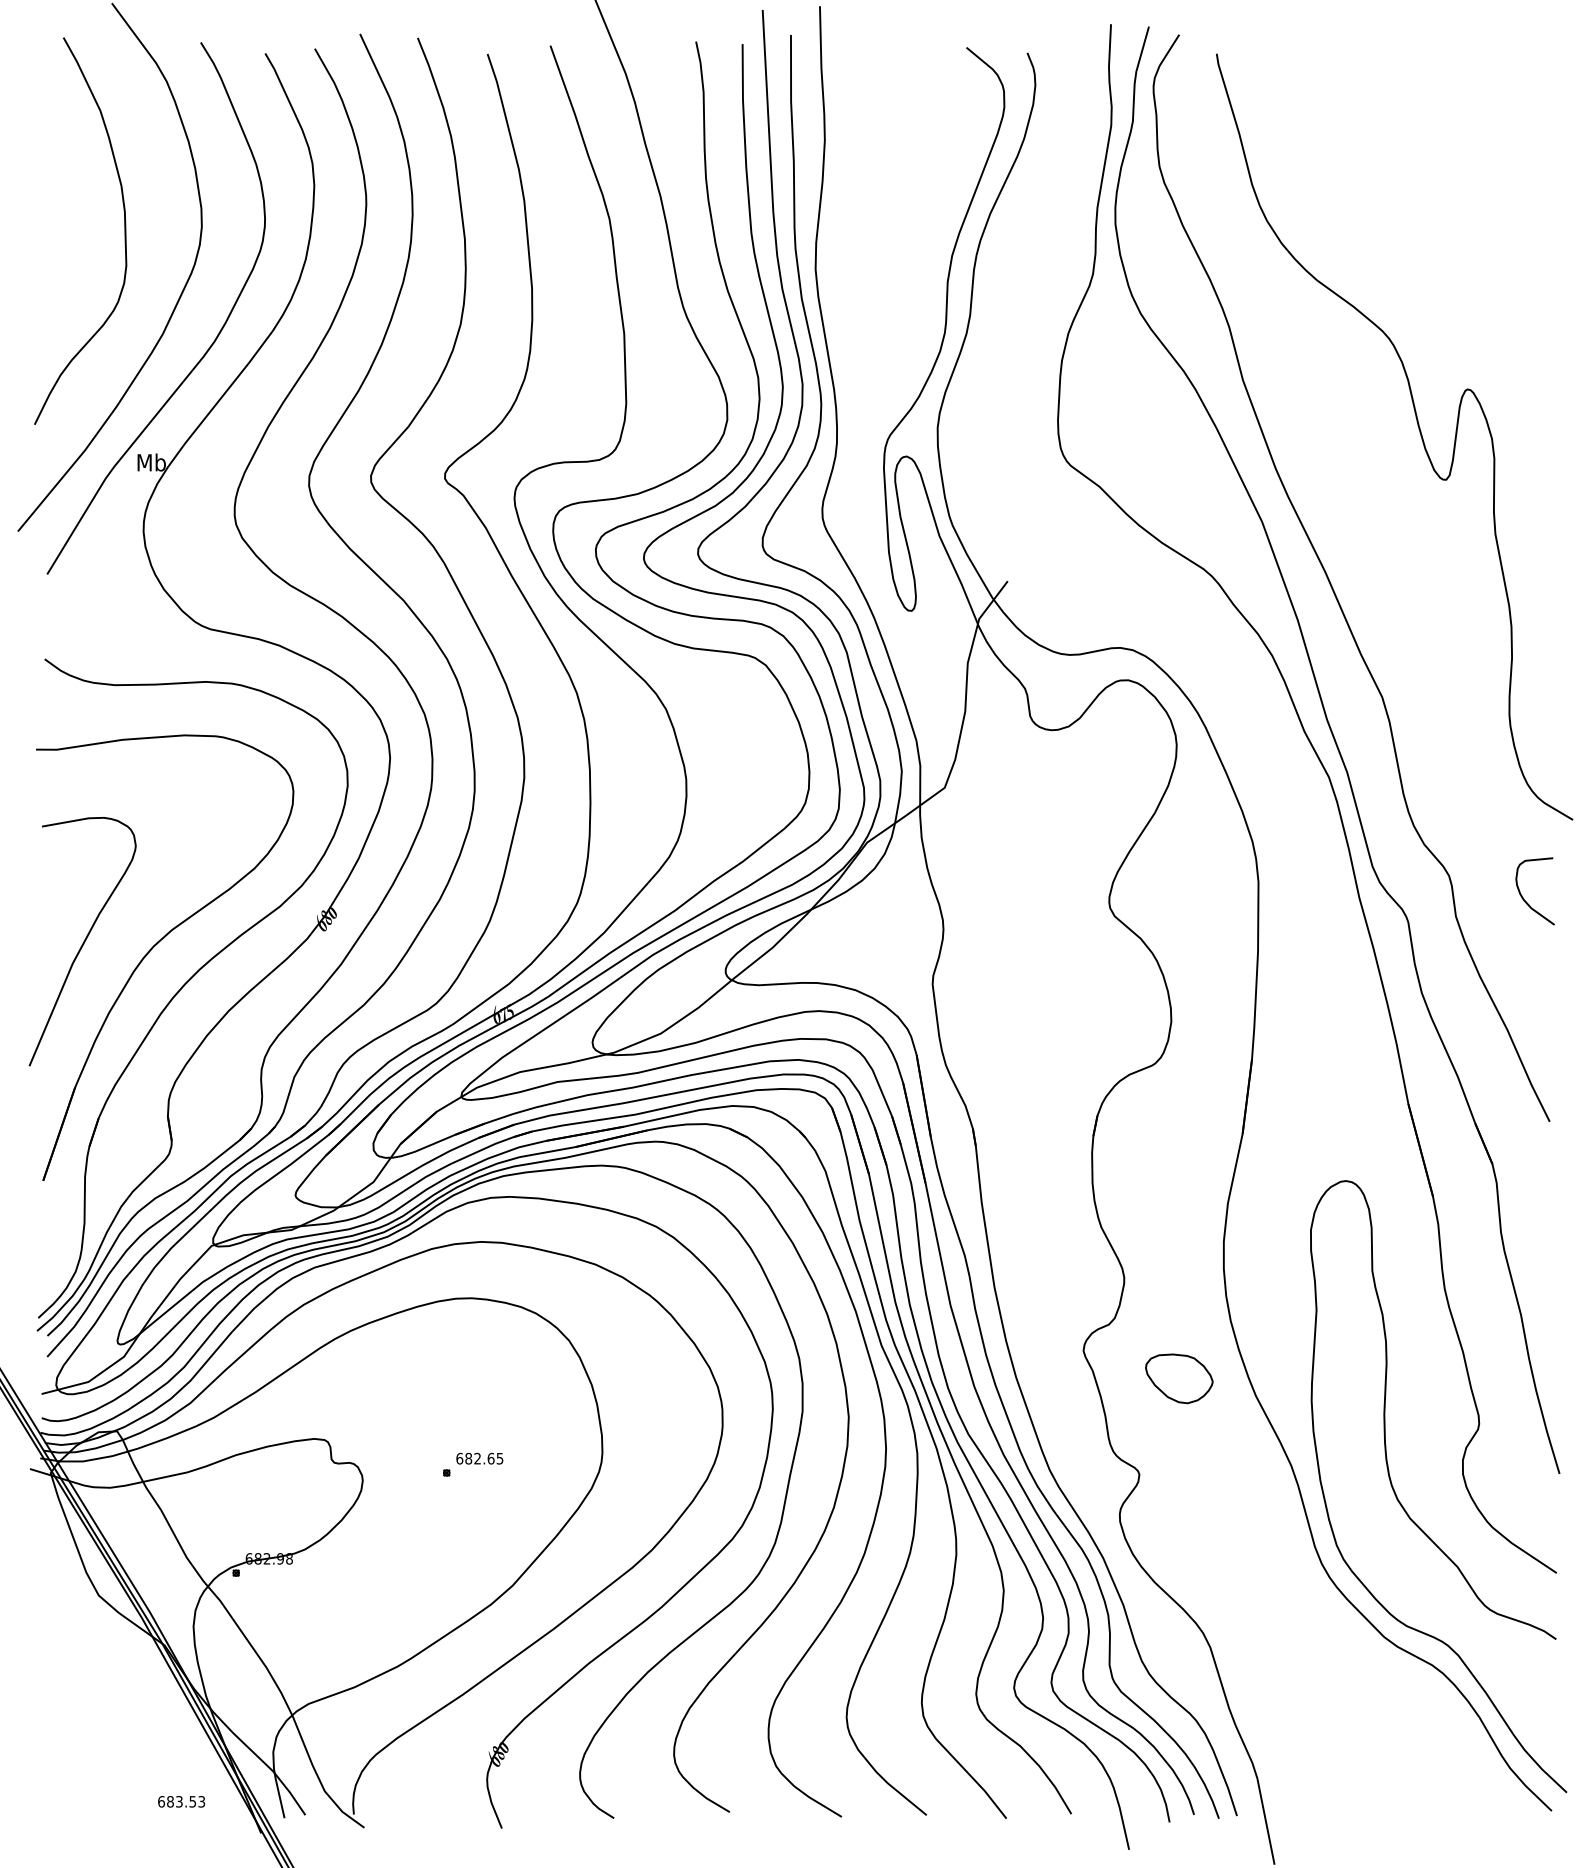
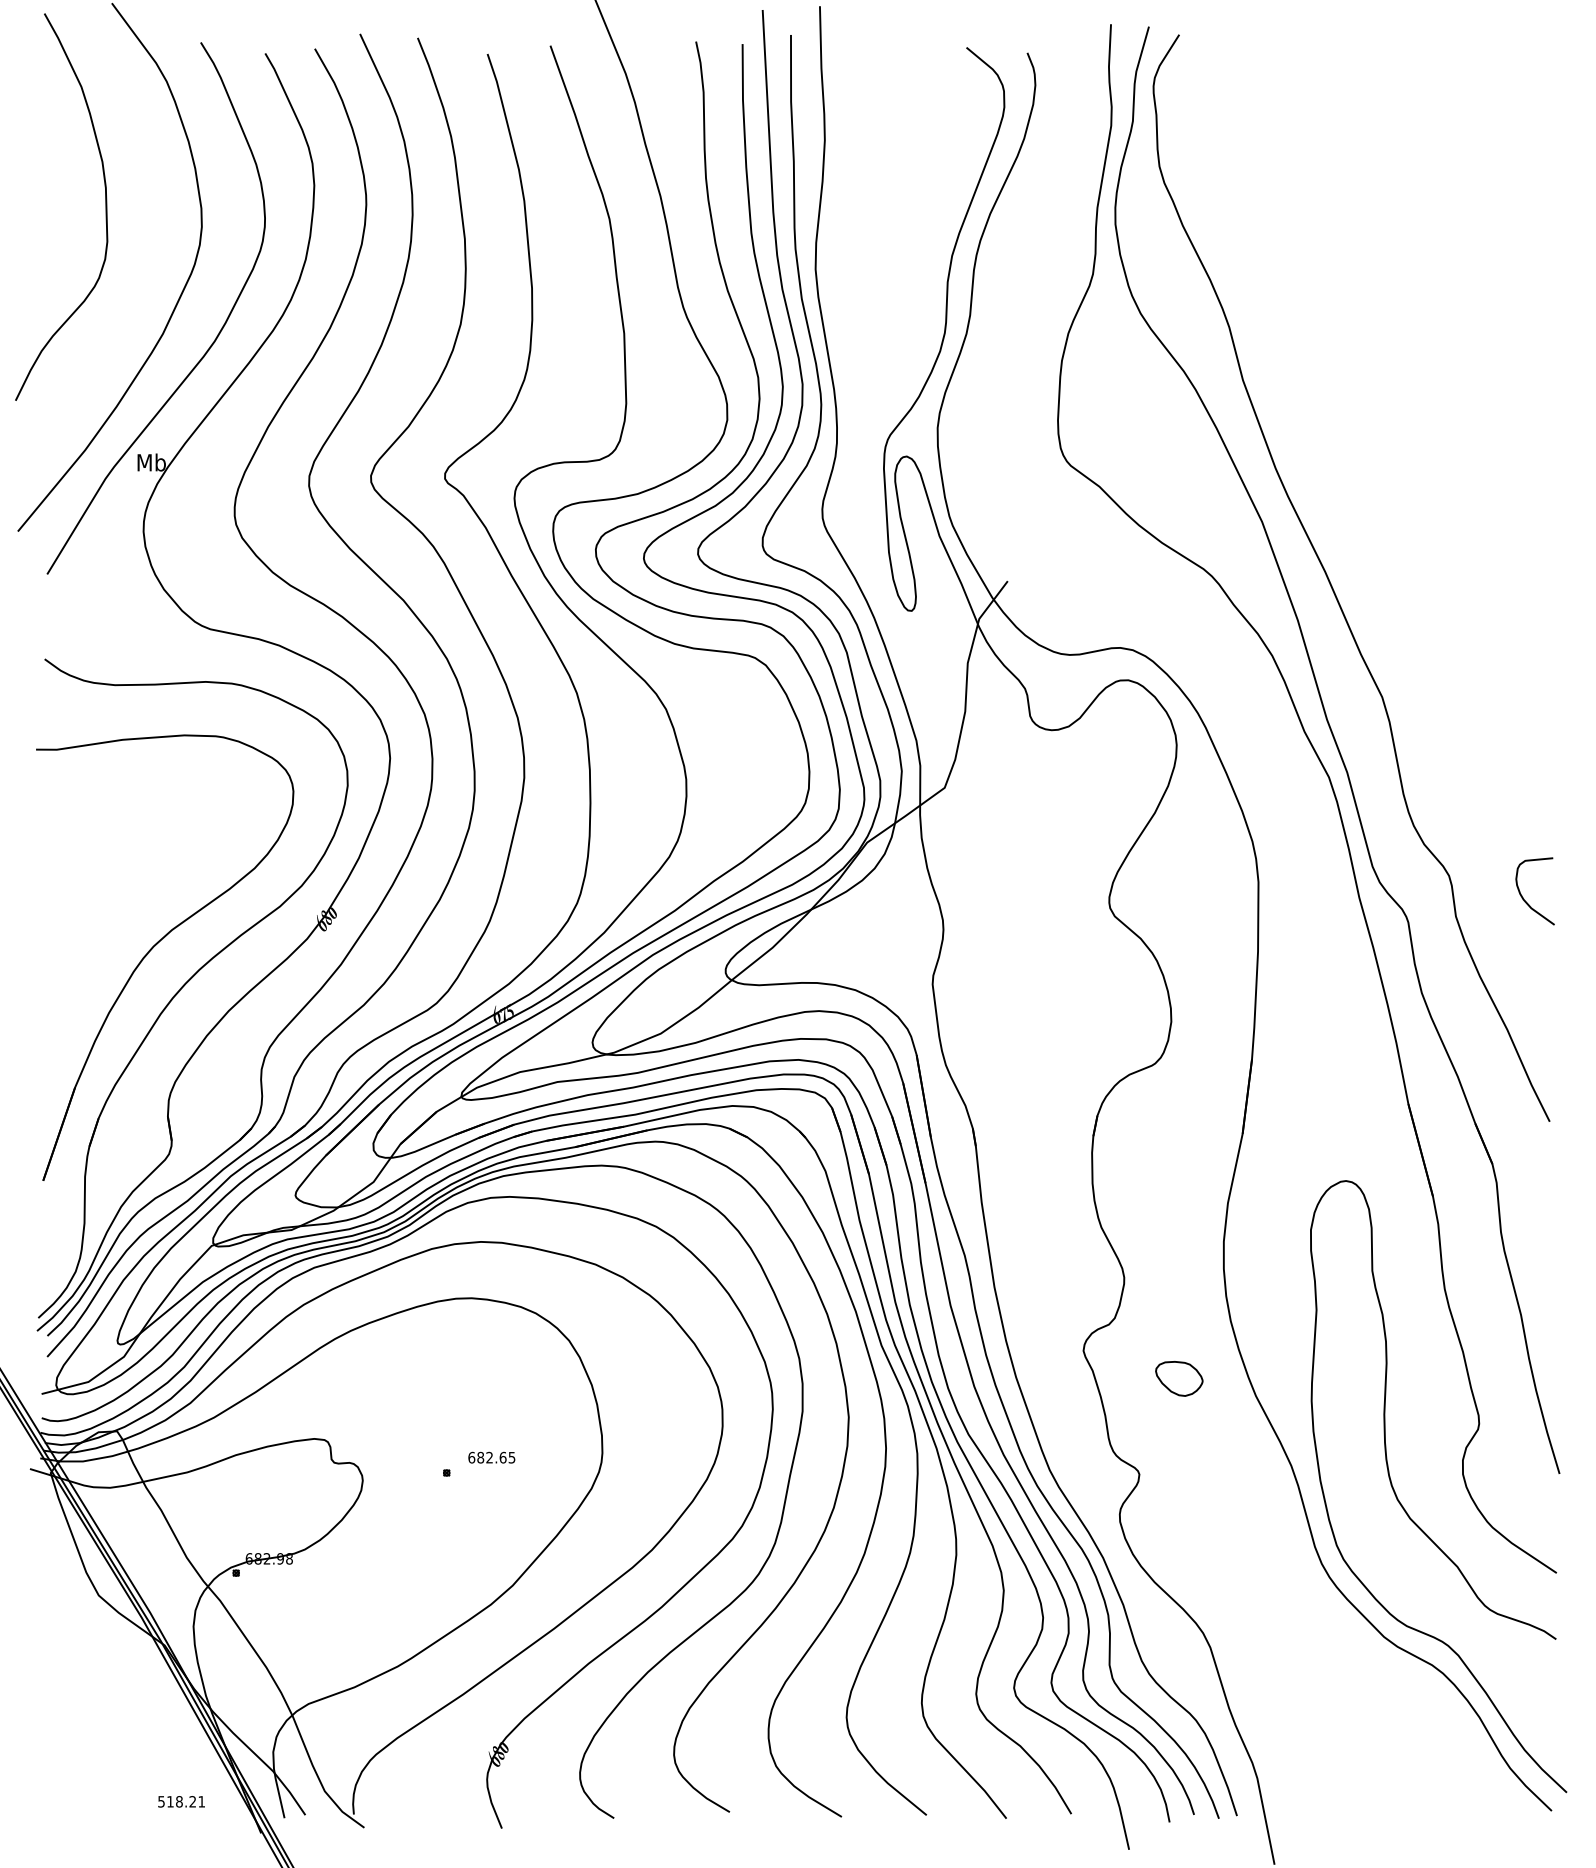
curve position: (124, 230) -> (105, 206) (105, 206)
curve: present -> none (1418, 429)
curve: present -> none (83, 941)
part size: 69x52 px -> 49x36 px (1179, 1378)
text position: (479, 1458) -> (491, 1457) (491, 1457)
text: 683.53 -> 518.21 (181, 1801)
